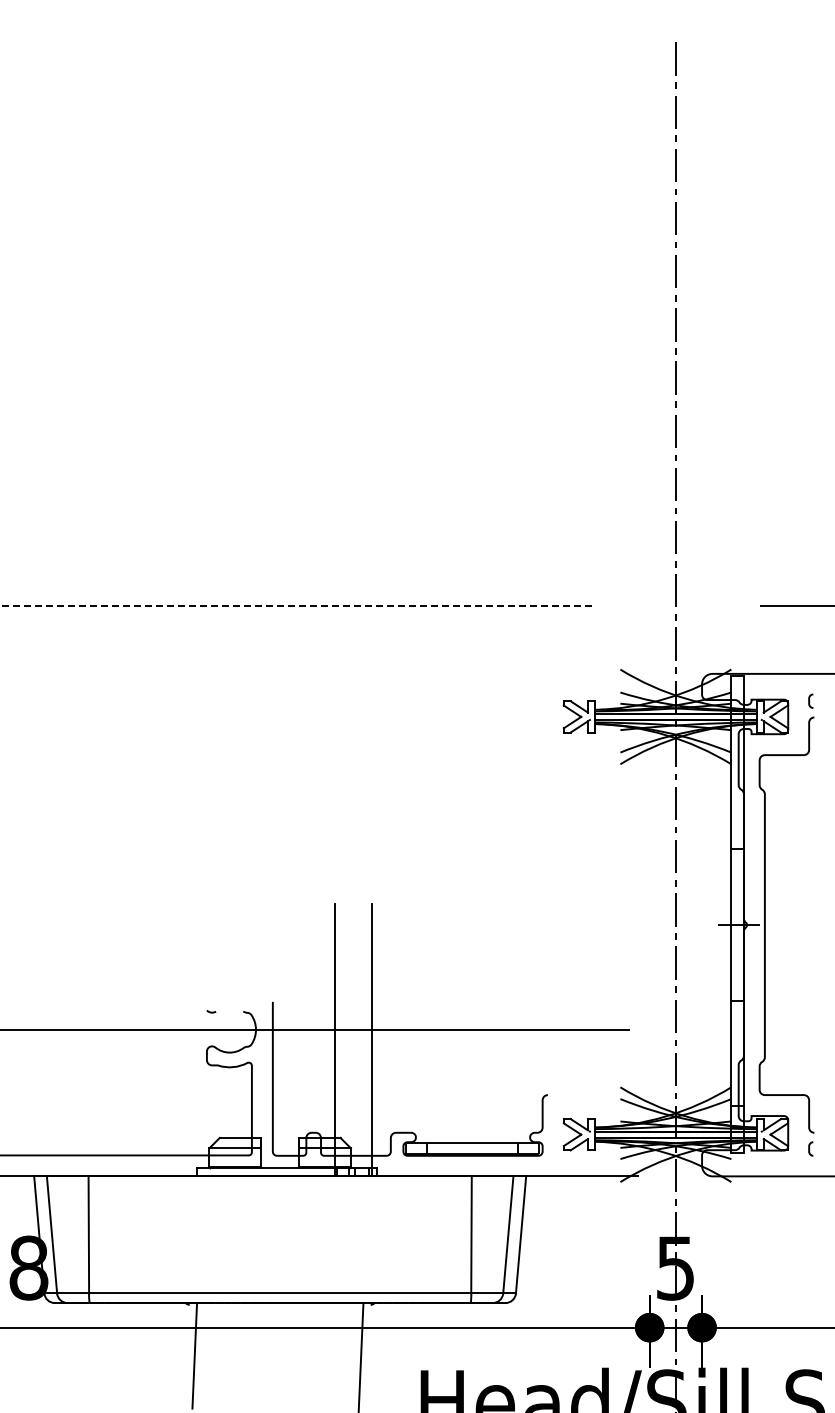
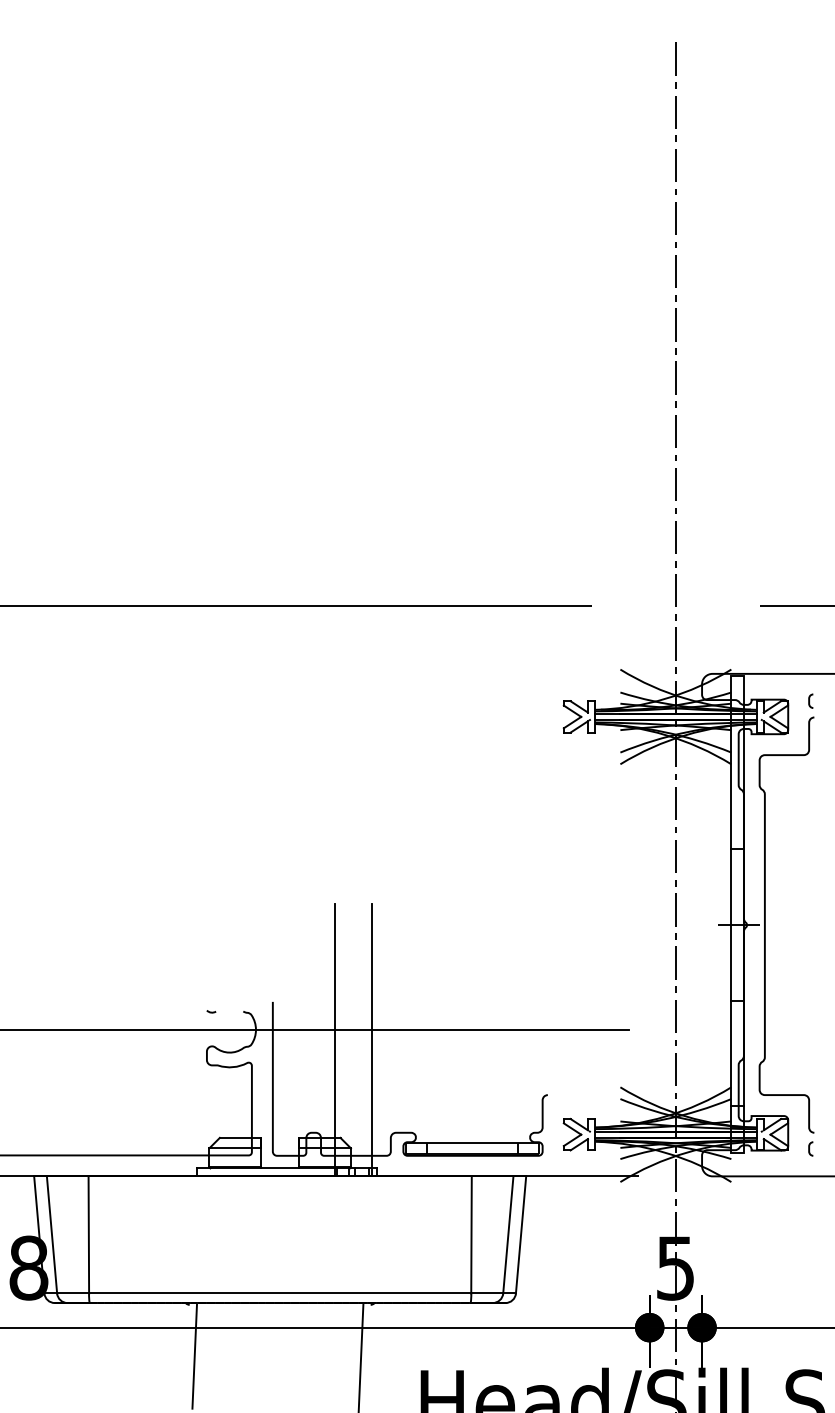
line: dashed -> solid (296, 605)
